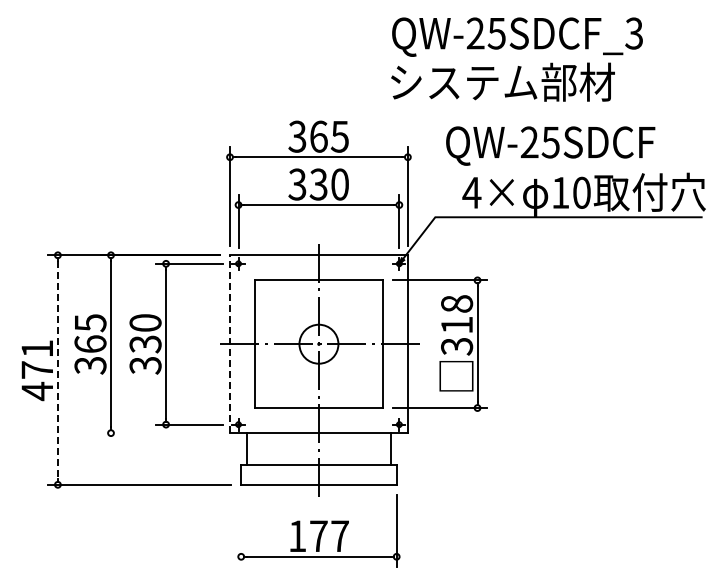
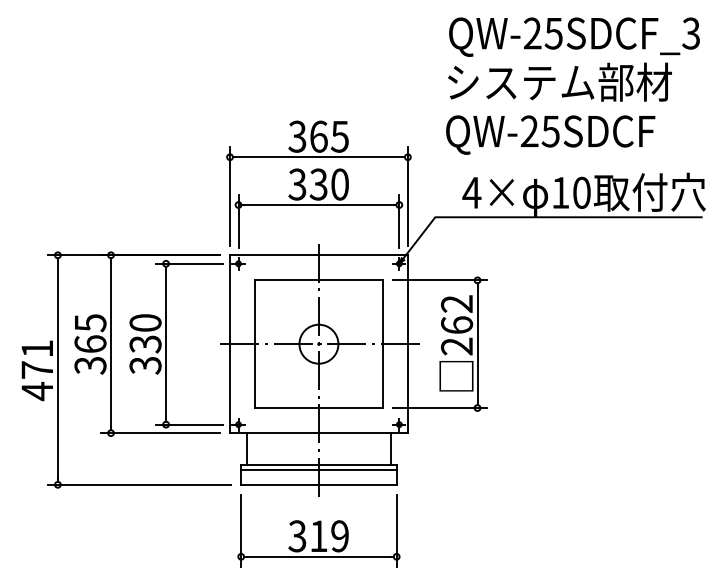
text position: (516, 59) -> (573, 59) (573, 59)
text position: (550, 145) -> (550, 134) (550, 134)
text: 318 -> 262 (457, 325)
line: dashed -> solid (230, 344)
line: dashed -> solid (57, 370)
line: none -> present (160, 433)
line: none -> present (318, 469)
line: none -> present (241, 530)
text: 177 -> 319 (318, 536)
